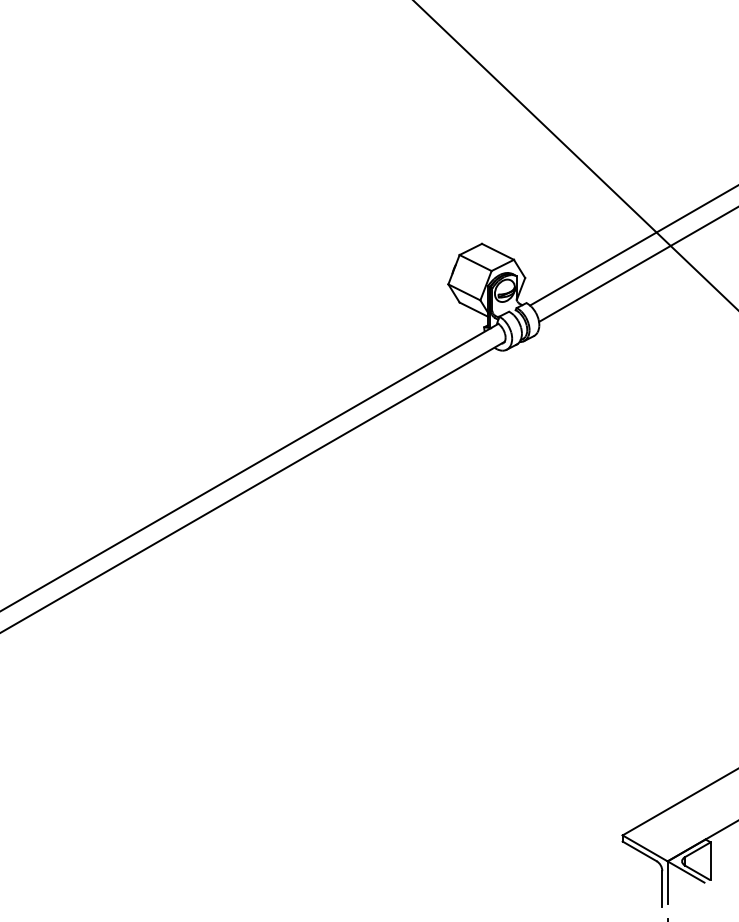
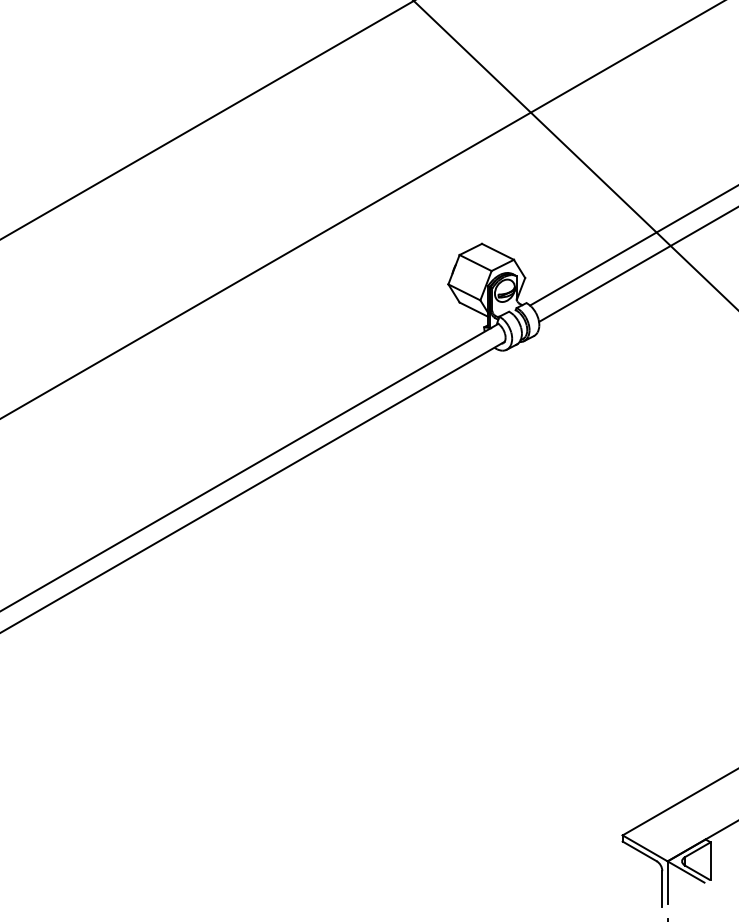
line: none -> present (206, 120)
line: none -> present (361, 209)
